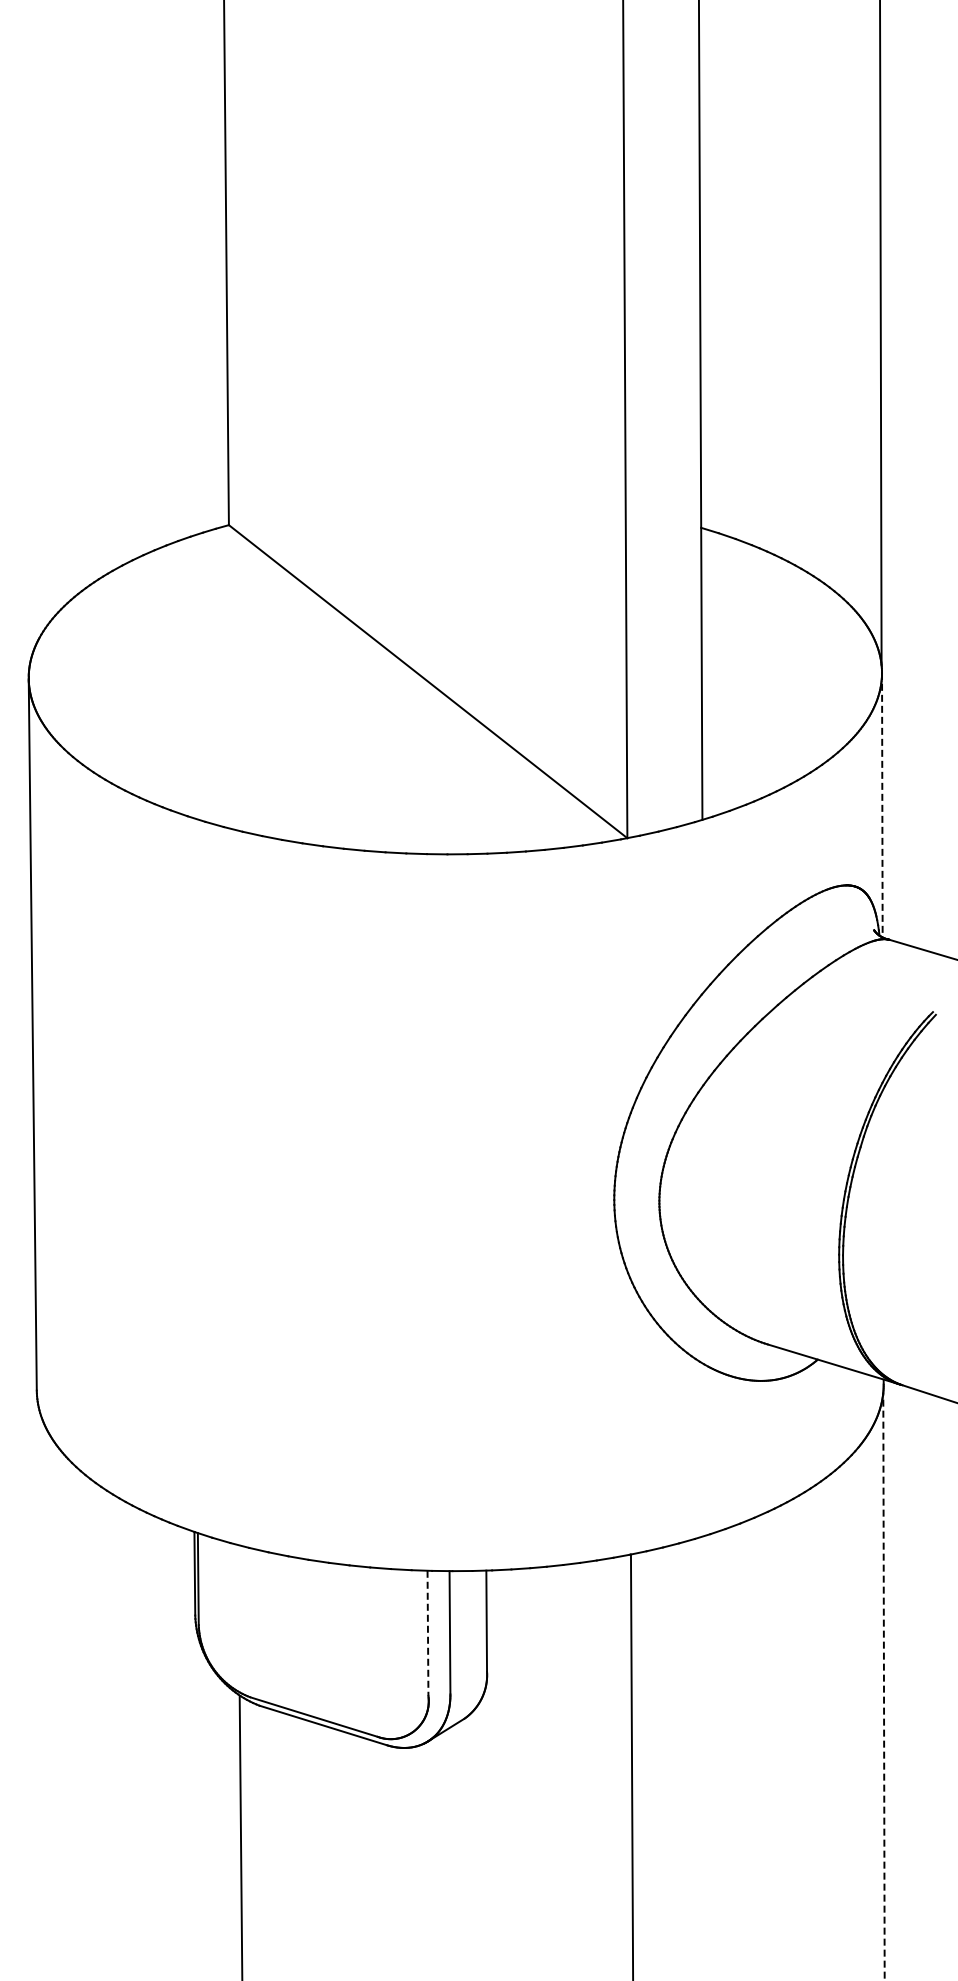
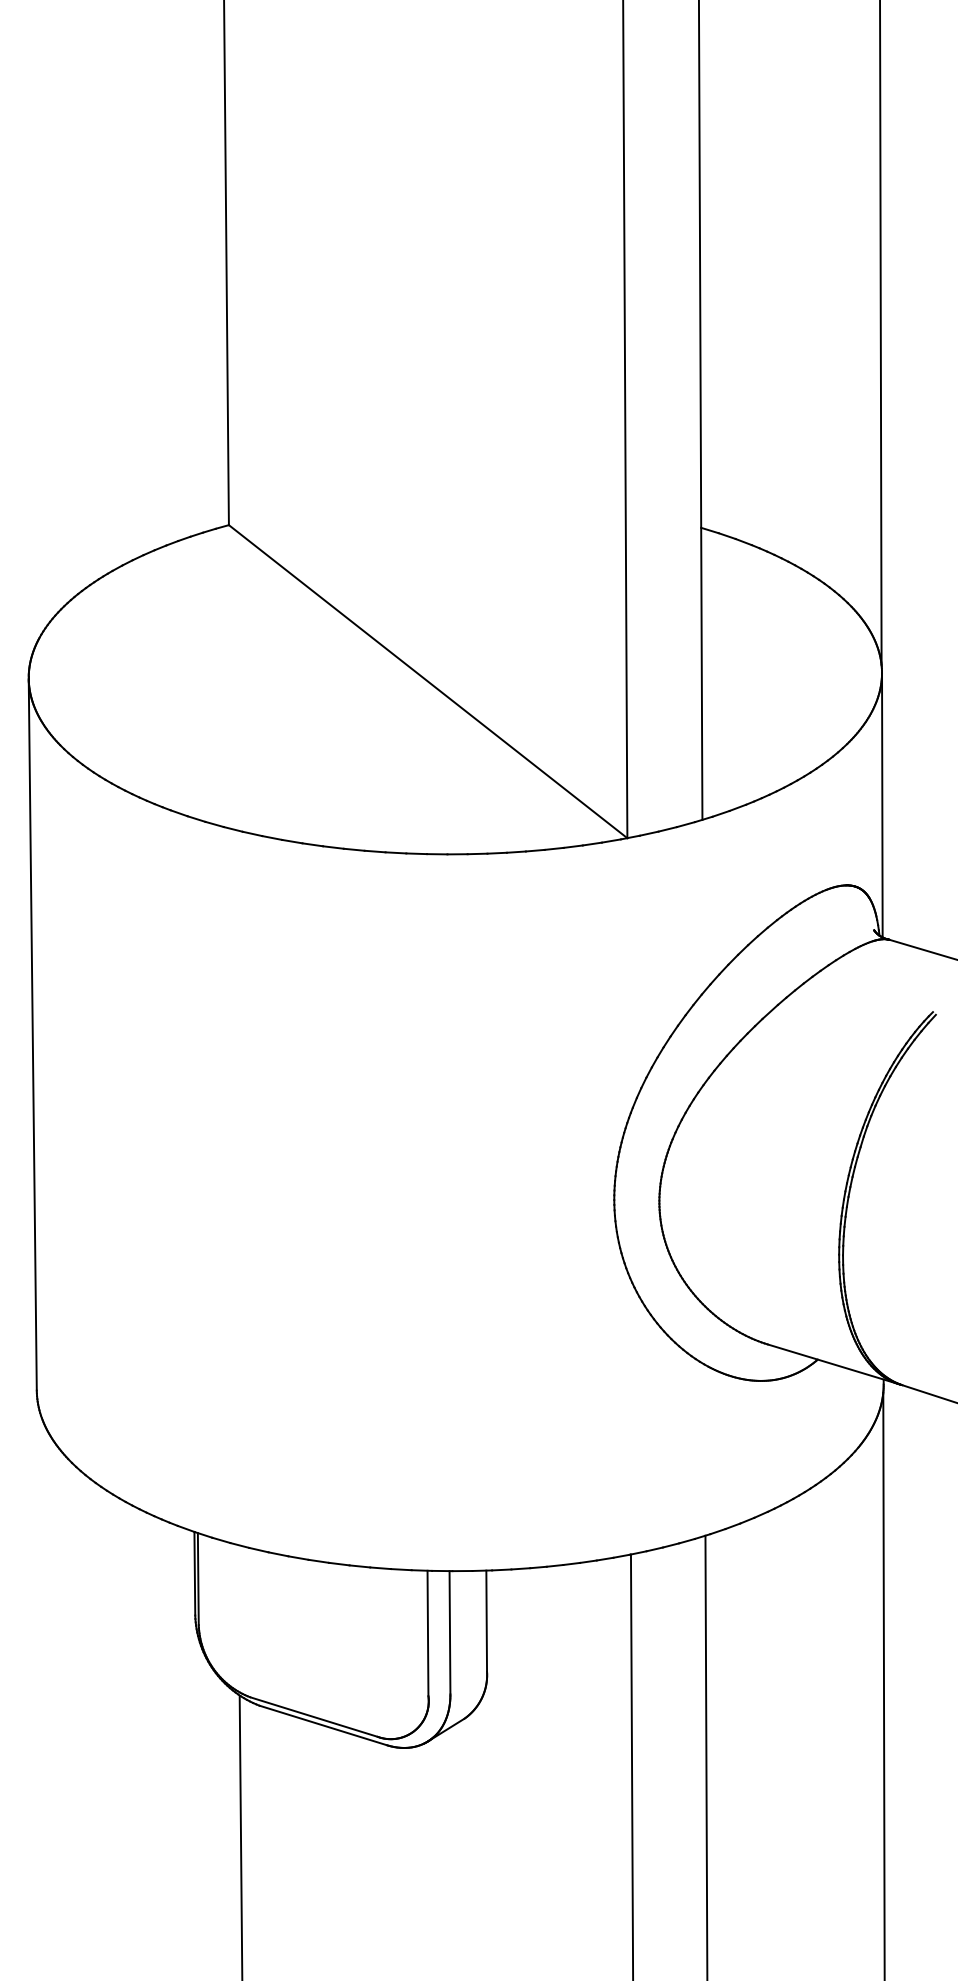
line: dashed -> solid (882, 805)
line: dashed -> solid (427, 1633)
line: dashed -> solid (883, 1686)
line: none -> present (706, 1756)
